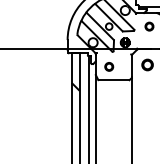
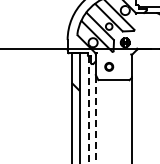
part: present -> none (149, 26)
part: present -> none (147, 64)
line: solid -> dashed (89, 110)
line: solid -> dashed (95, 118)
